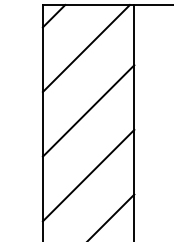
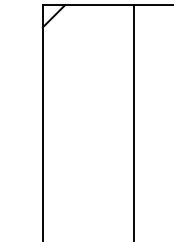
line: present -> none (85, 48)
line: present -> none (88, 110)
line: present -> none (88, 175)
line: present -> none (112, 216)
